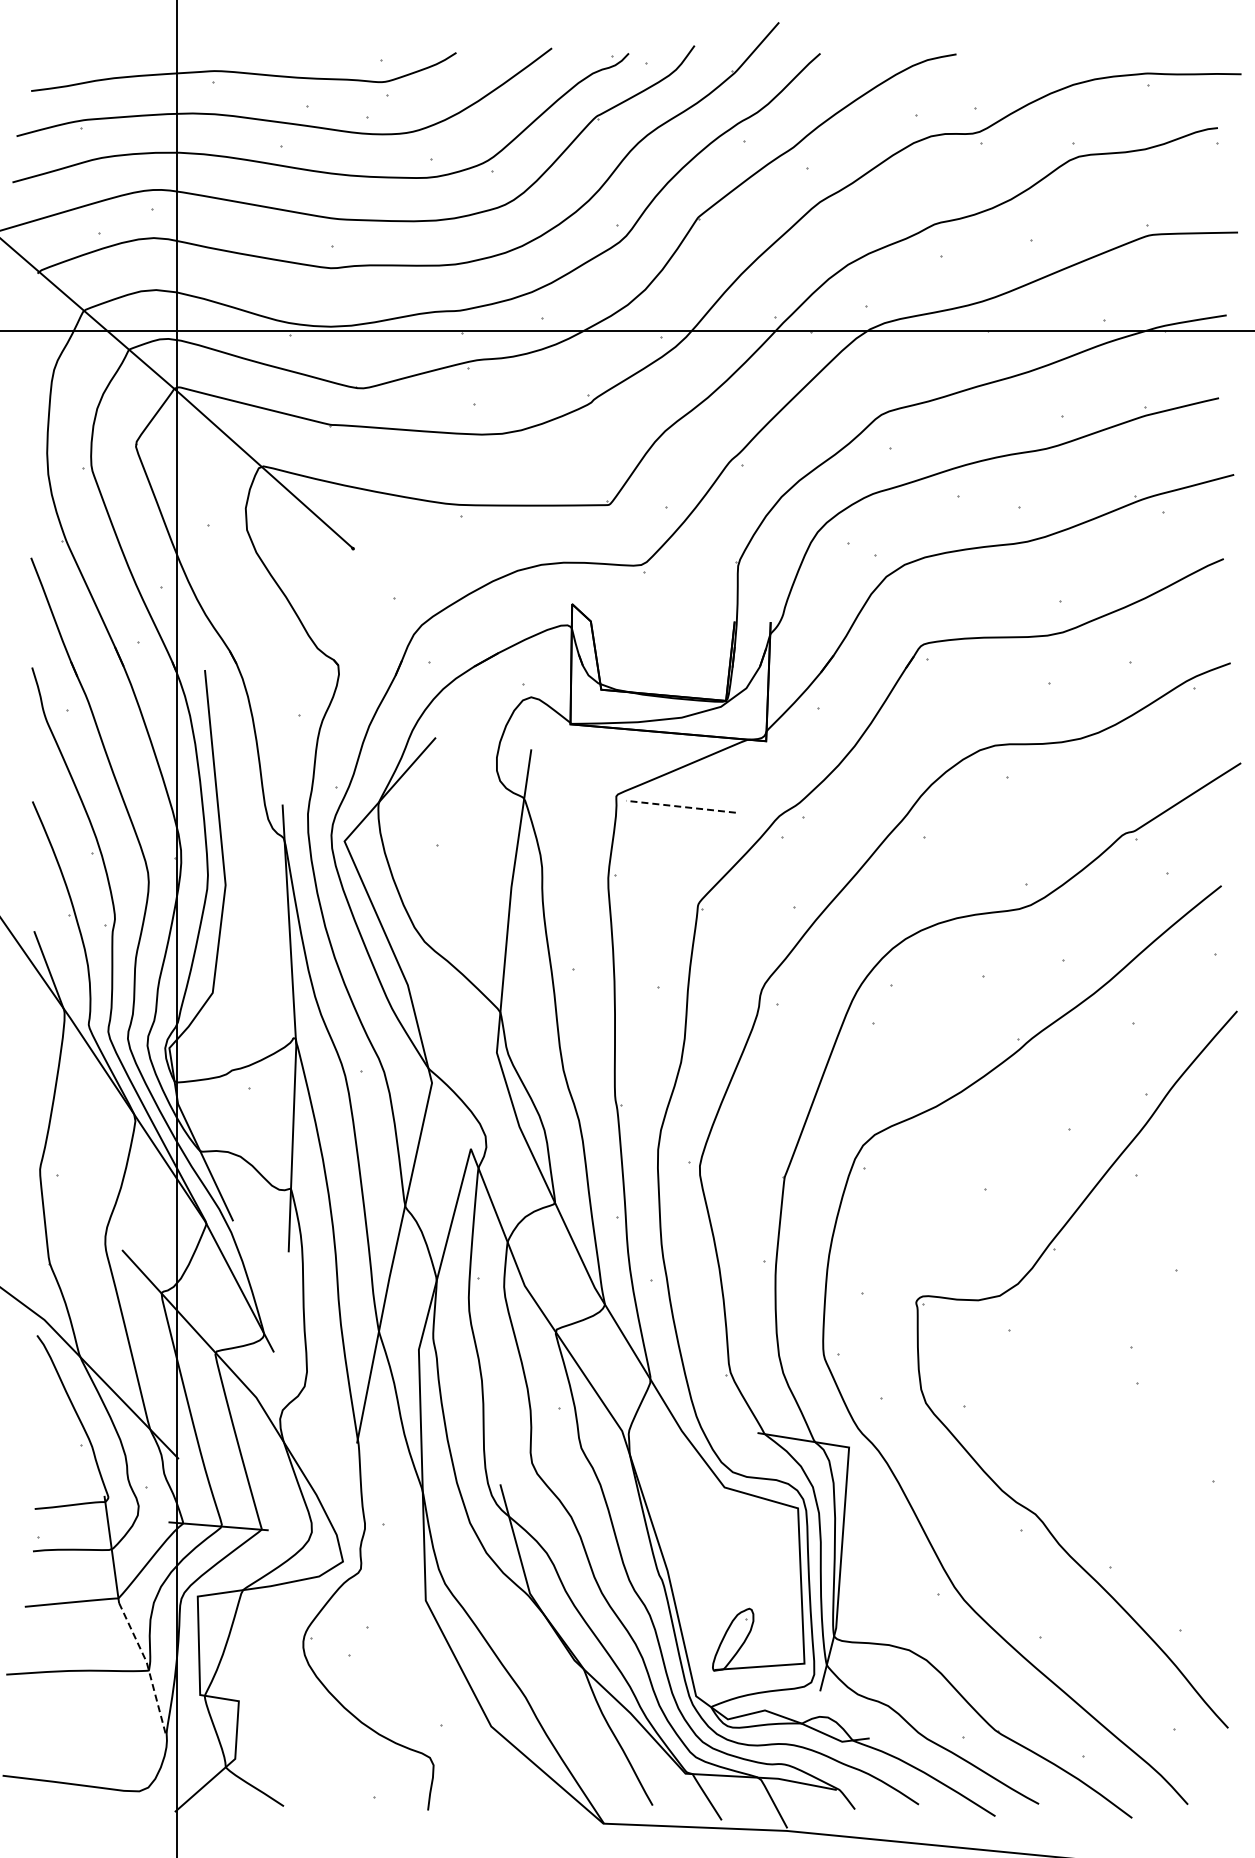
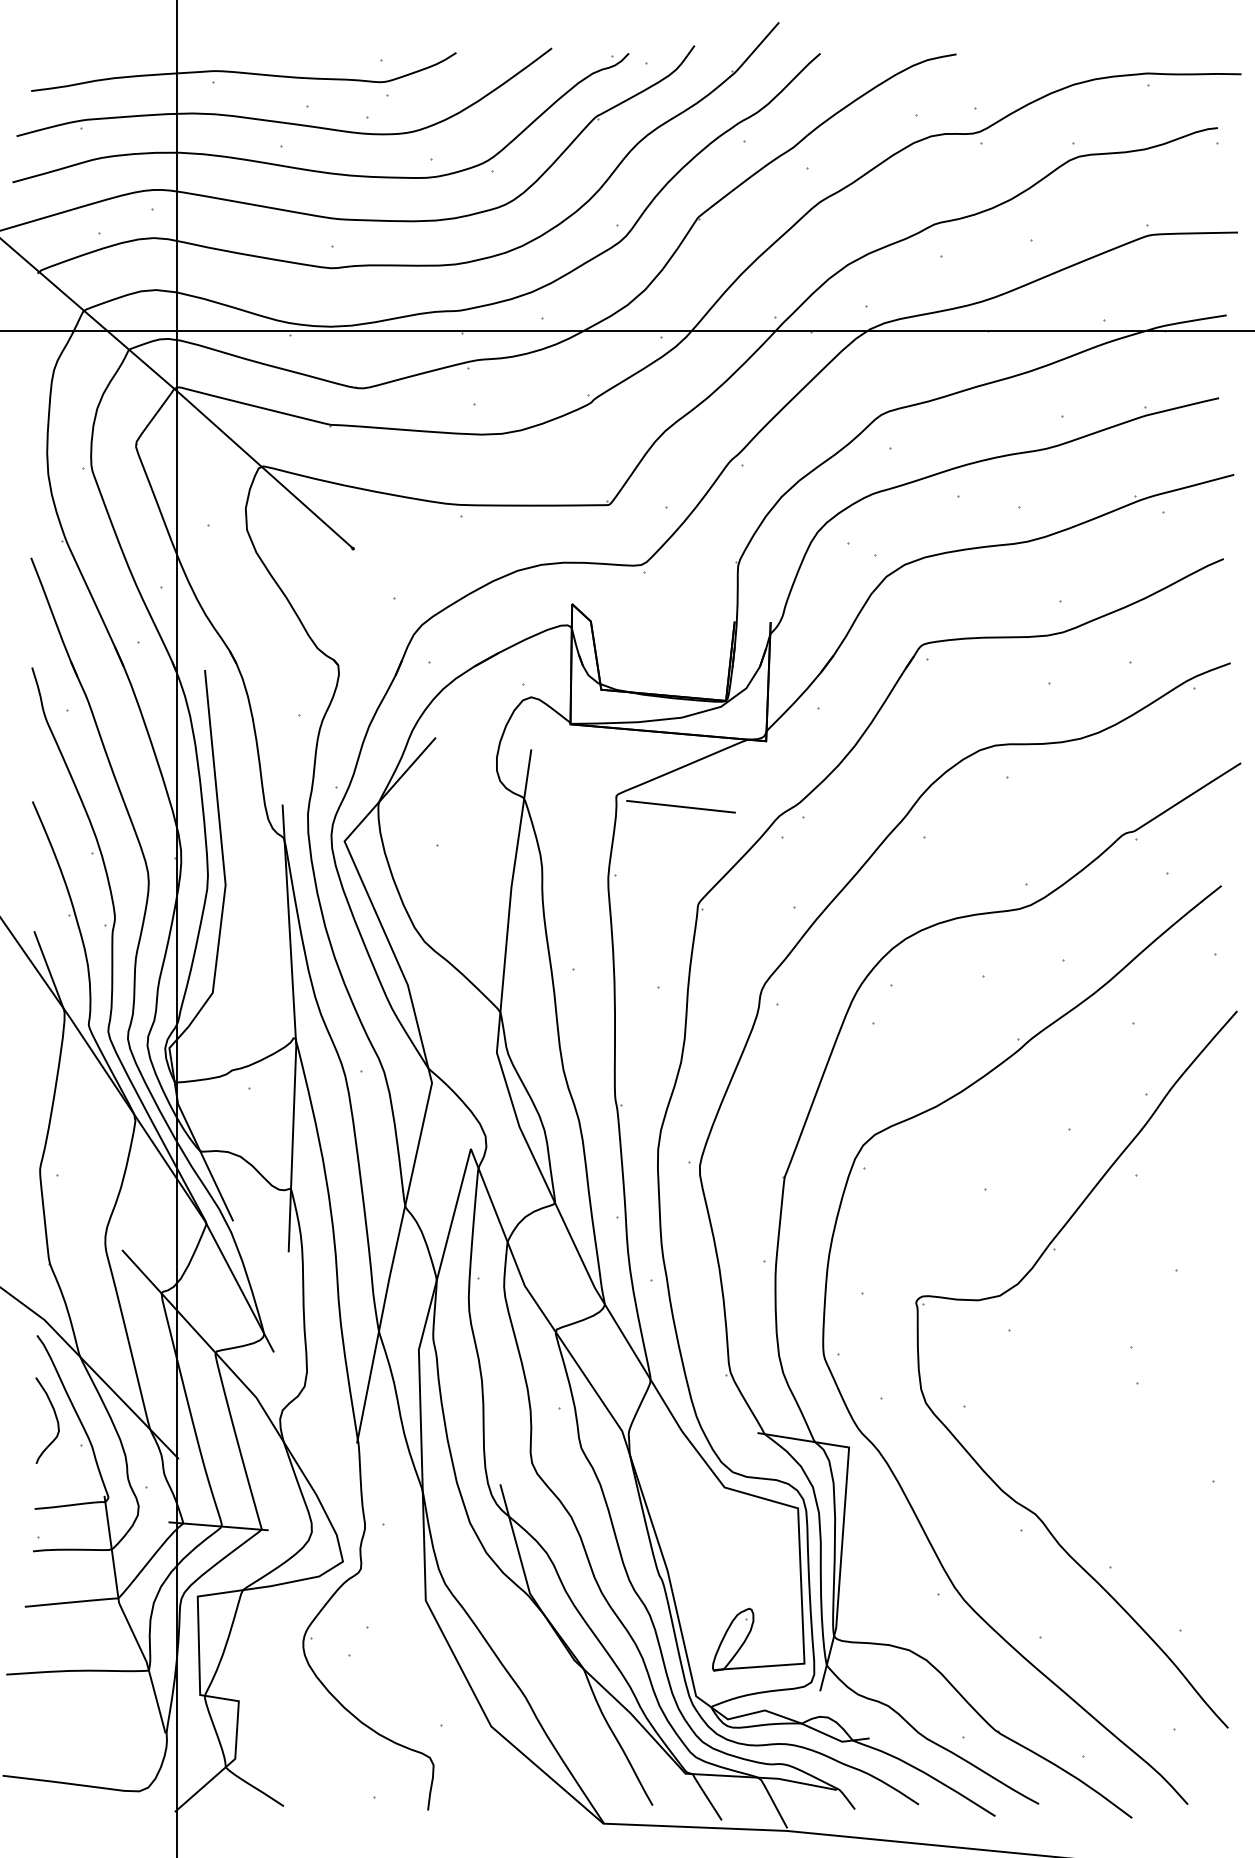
line: dashed -> solid (680, 806)
curve: none -> present (55, 1418)
line: dashed -> solid (147, 1664)
